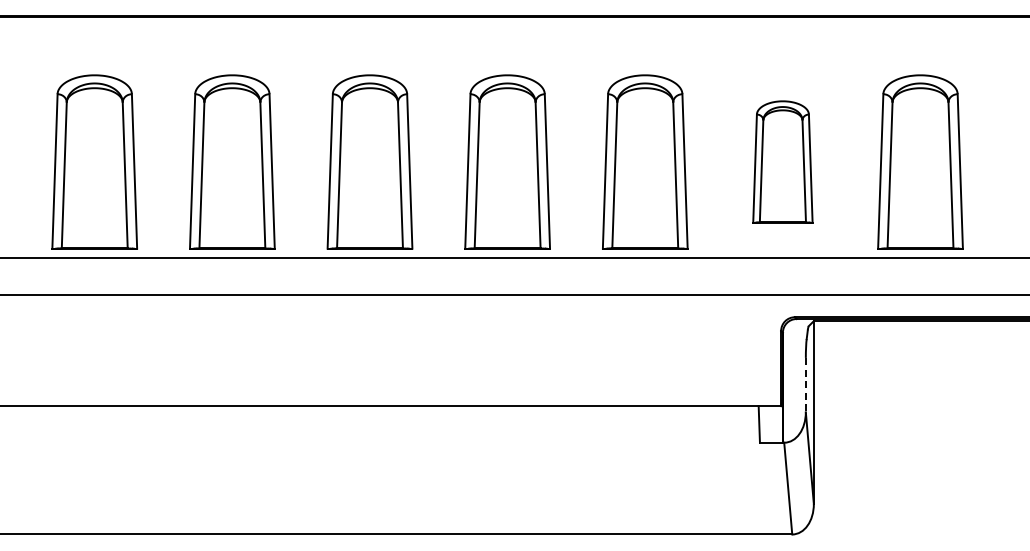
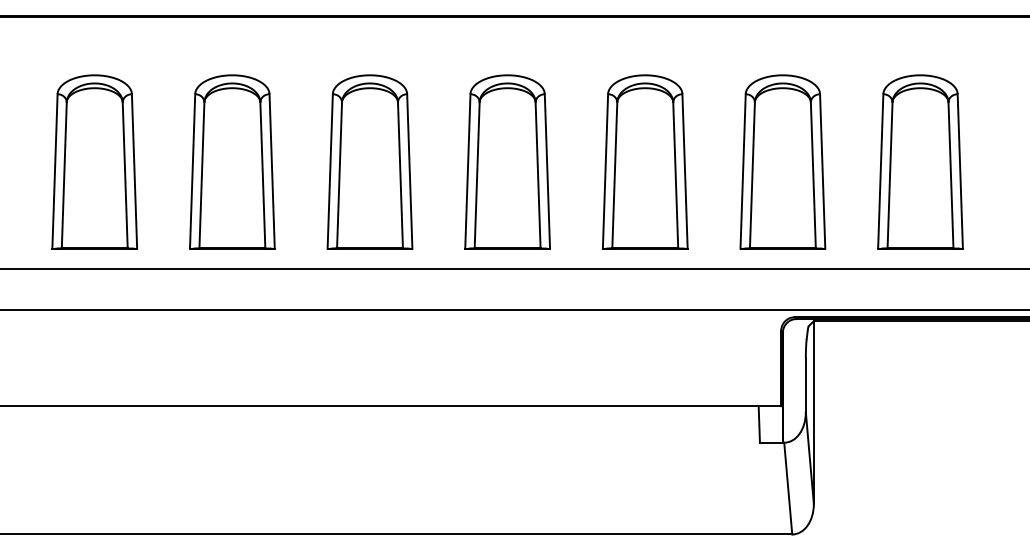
part size: 62x124 px -> 88x176 px (782, 161)
line position: (514, 258) -> (514, 269) (514, 269)
line position: (514, 295) -> (514, 310) (514, 310)
line: dashed -> solid (805, 385)
